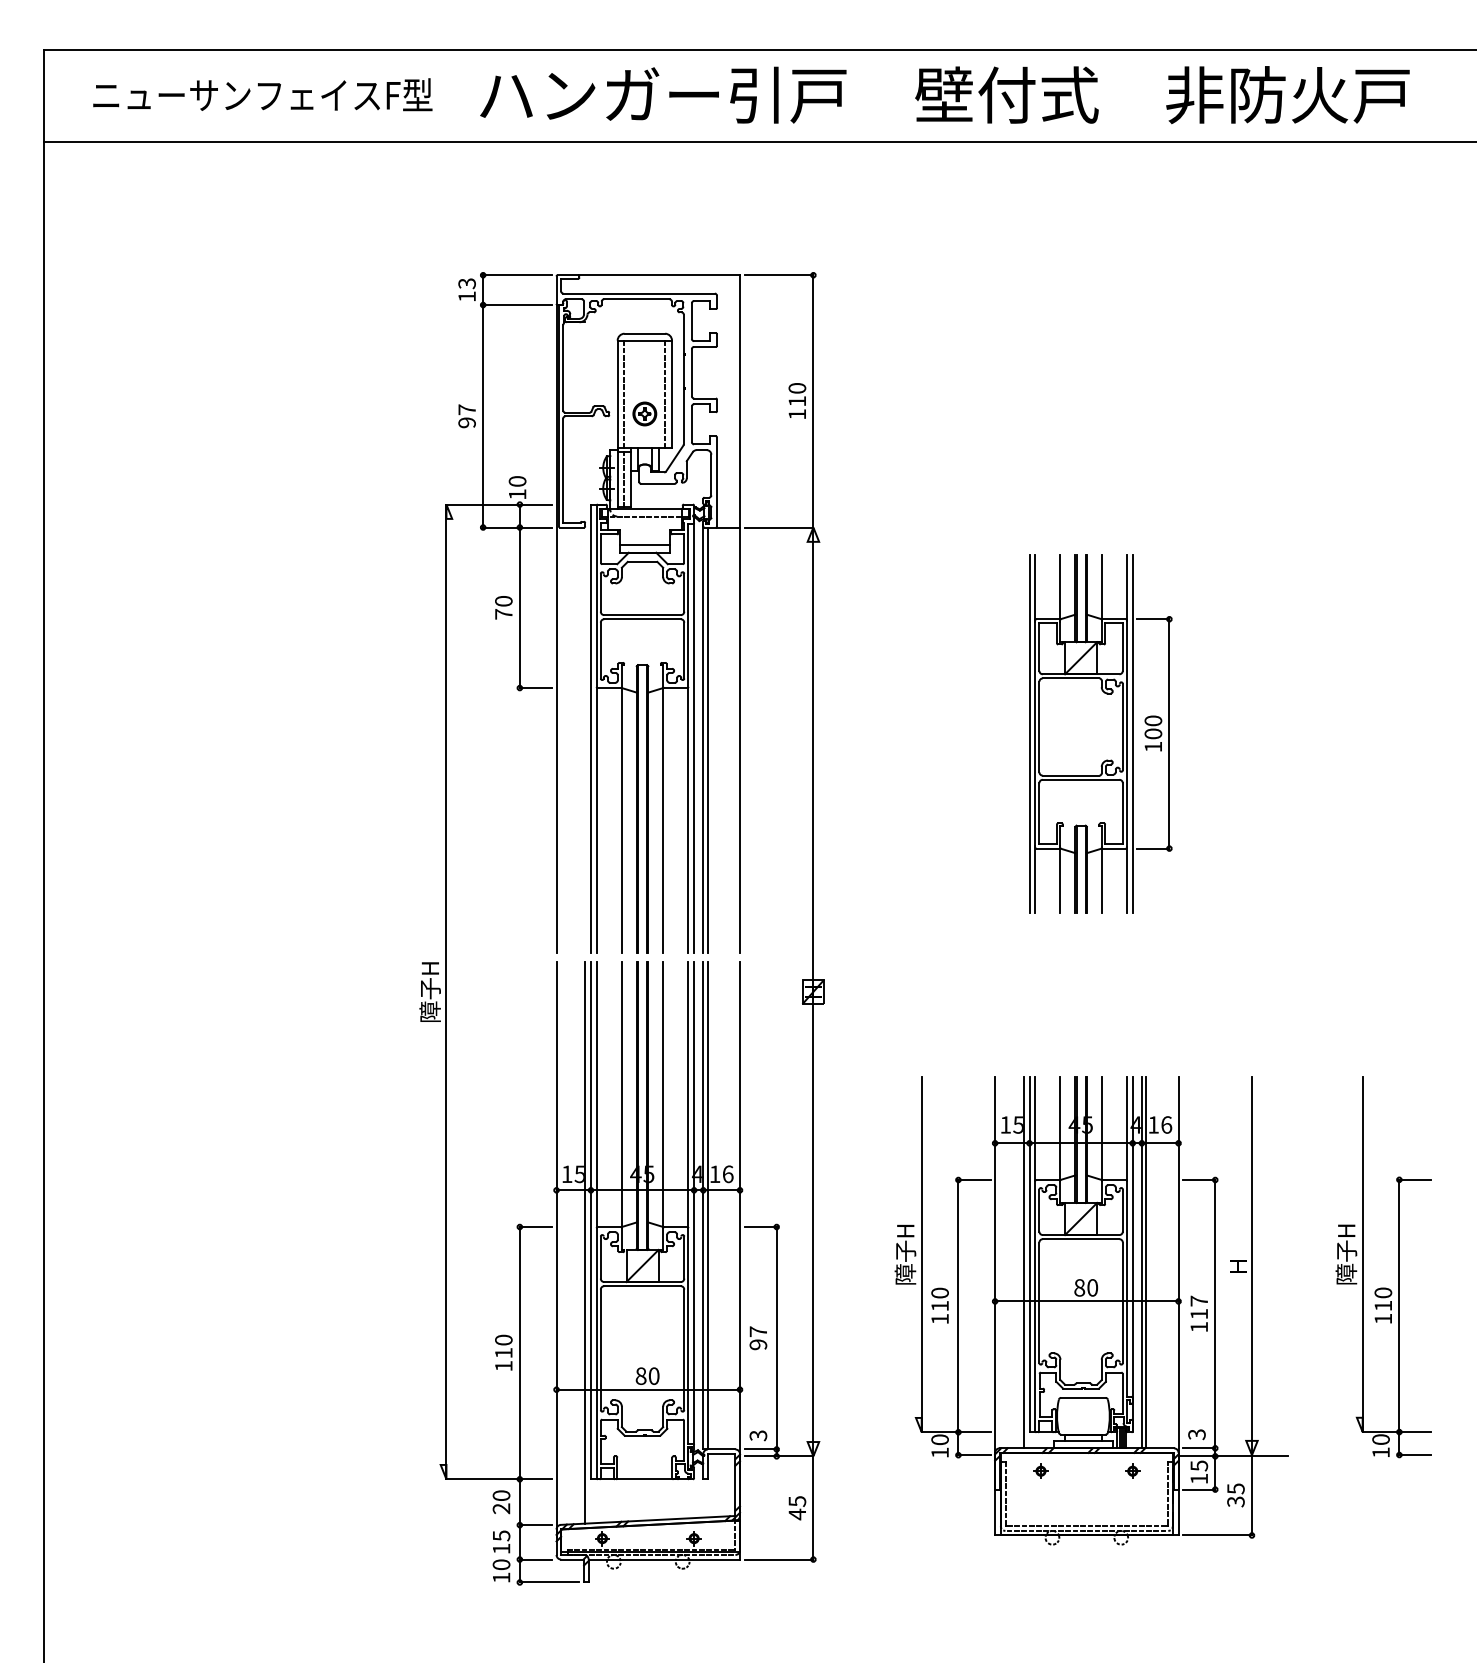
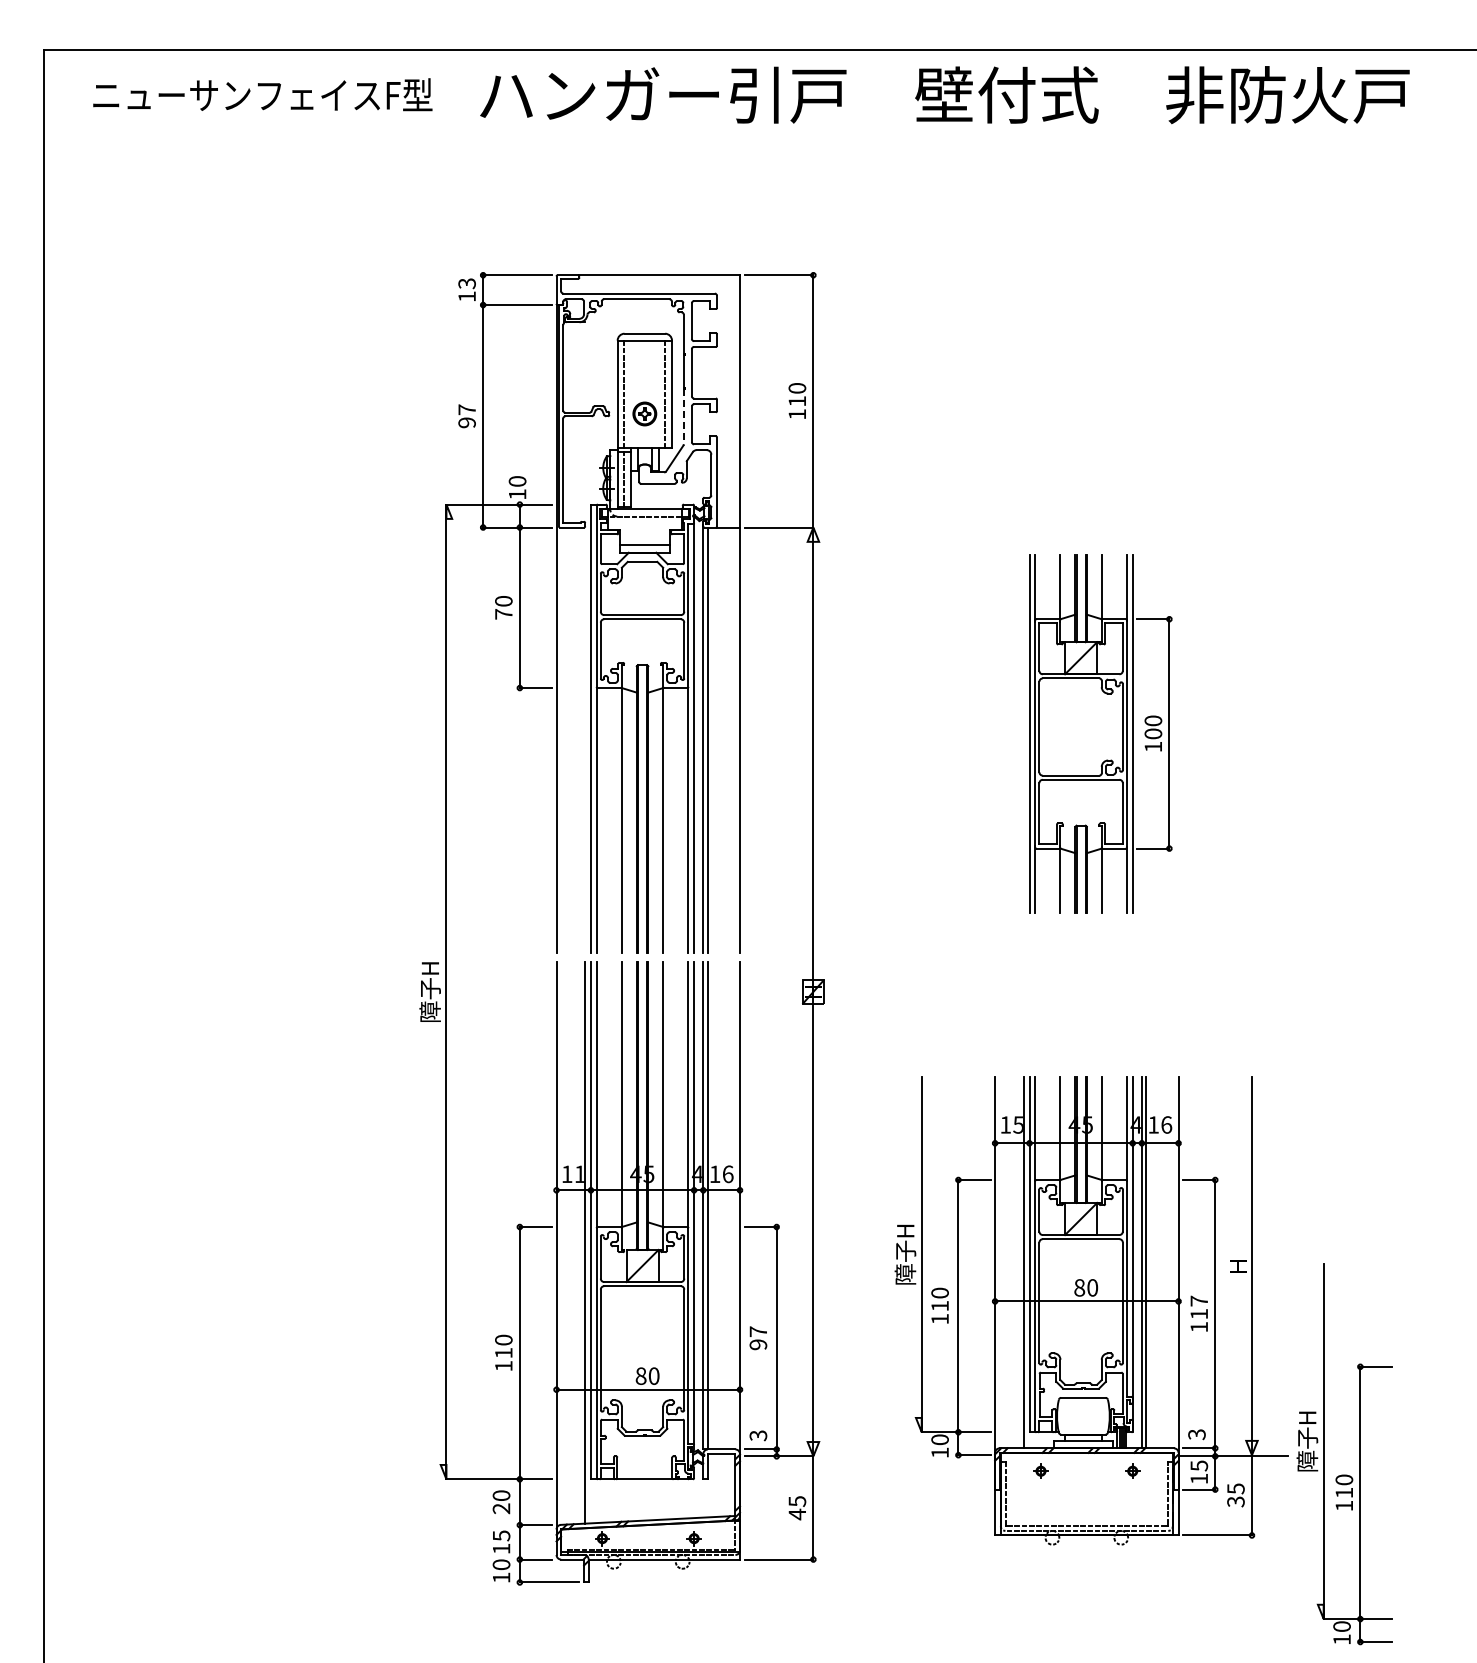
line: present -> none (758, 141)
line: solid -> dashed (683, 417)
text: 15 -> 11 (578, 1174)
part position: (1398, 1267) -> (1359, 1454) (1359, 1454)
